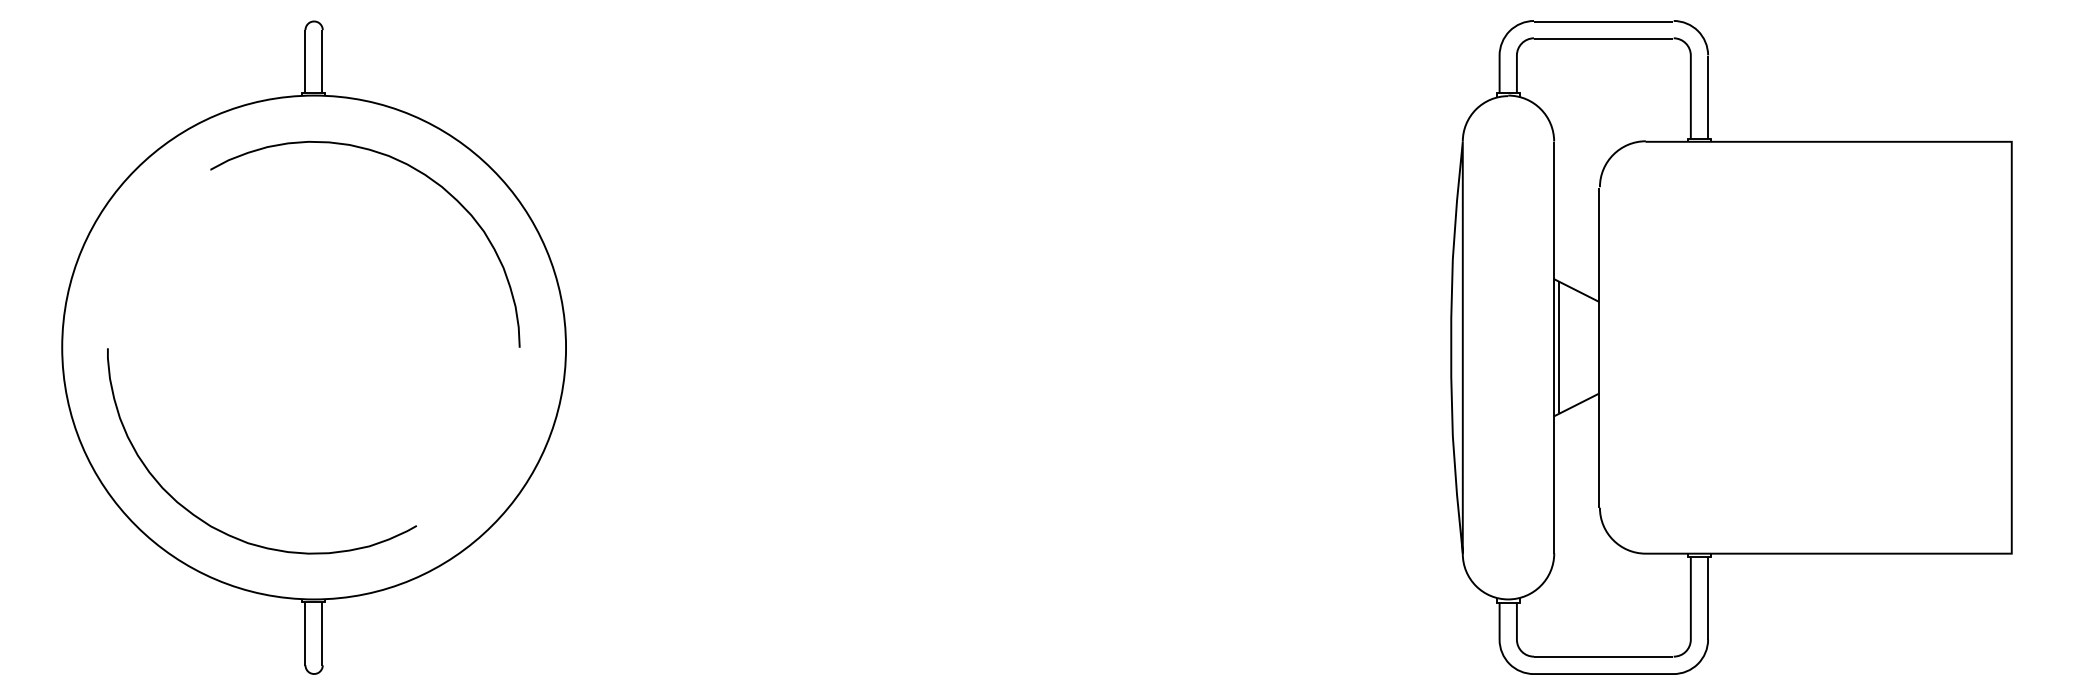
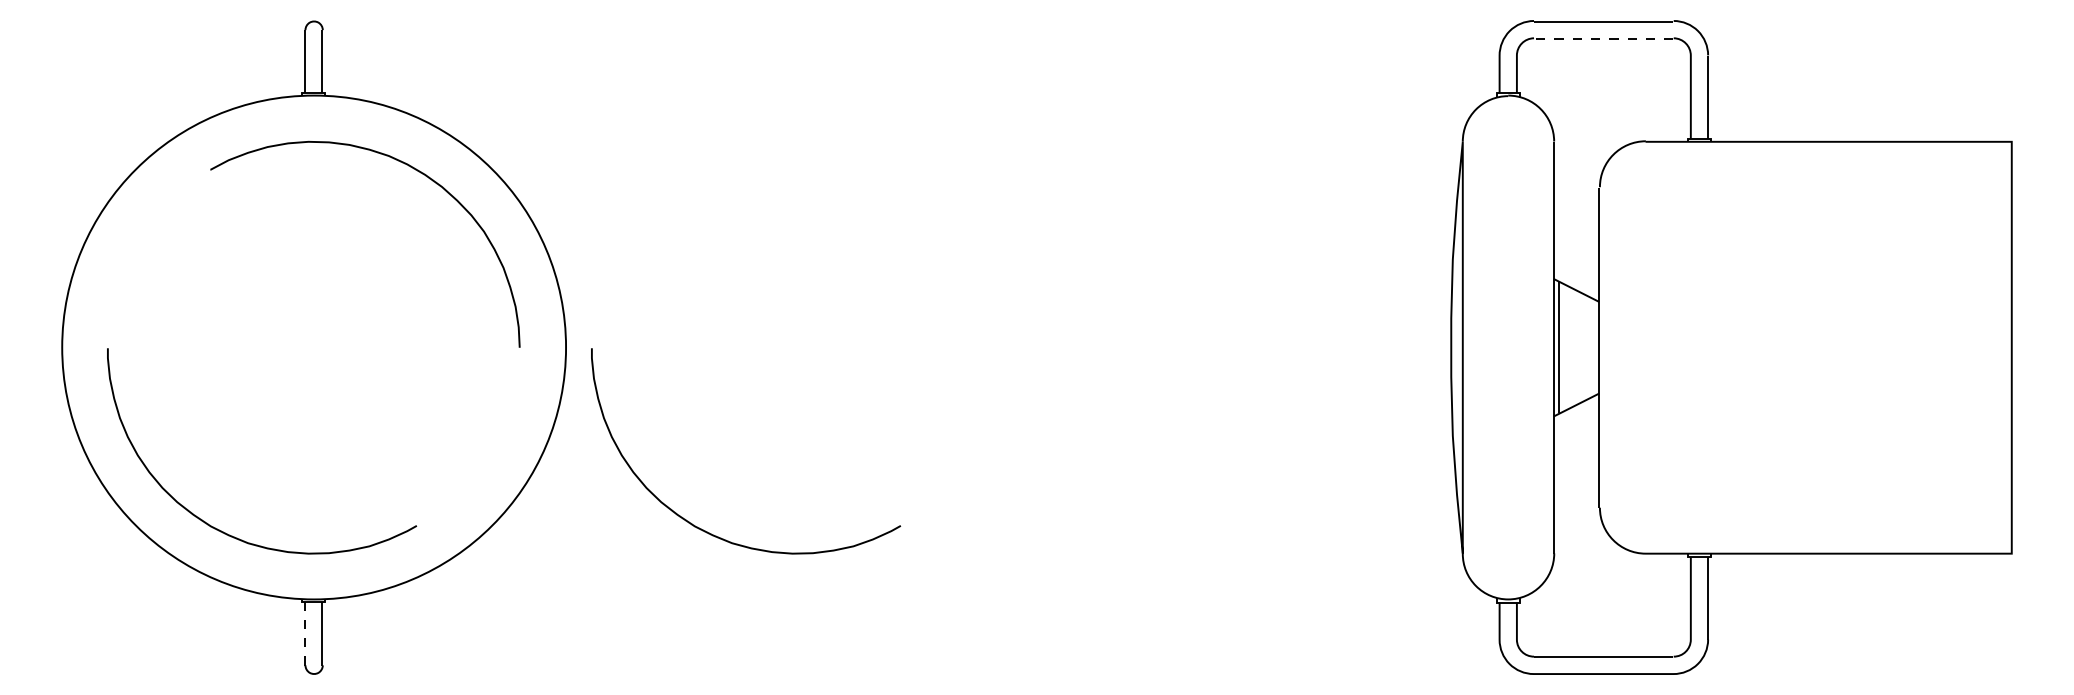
line: solid -> dashed (1603, 38)
curve: none -> present (707, 531)
line: solid -> dashed (304, 633)
